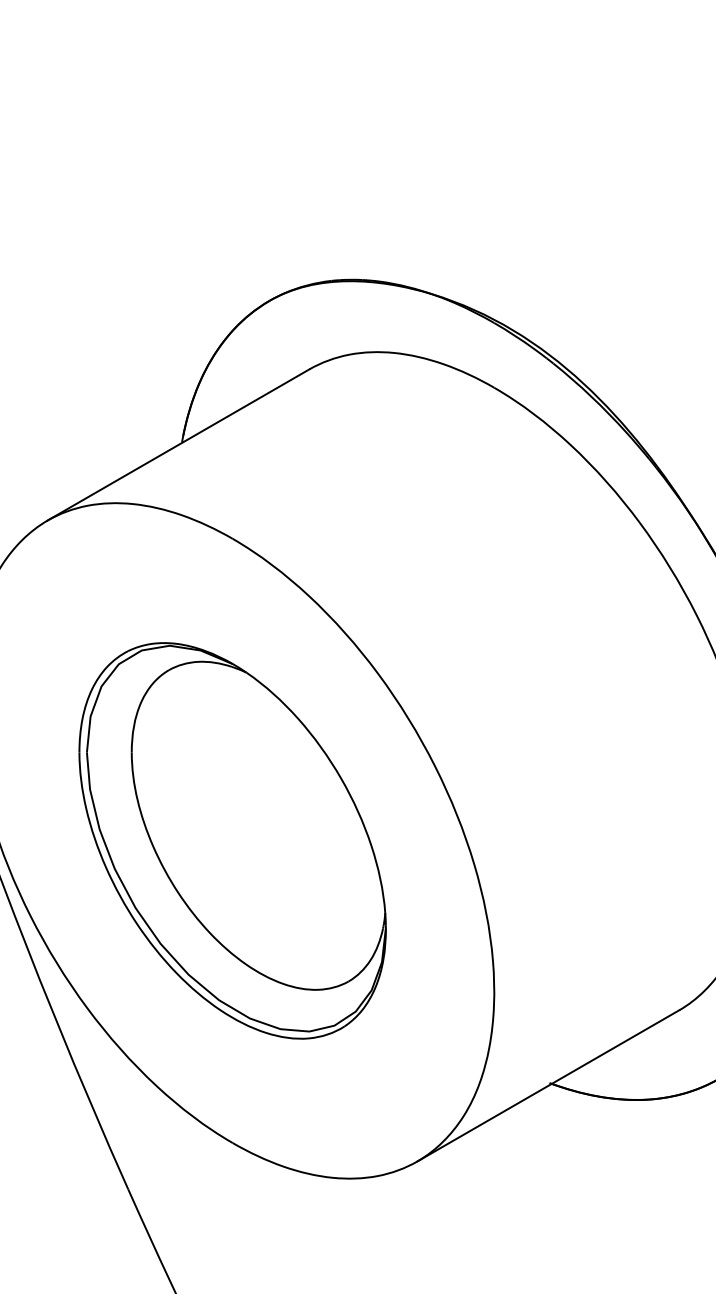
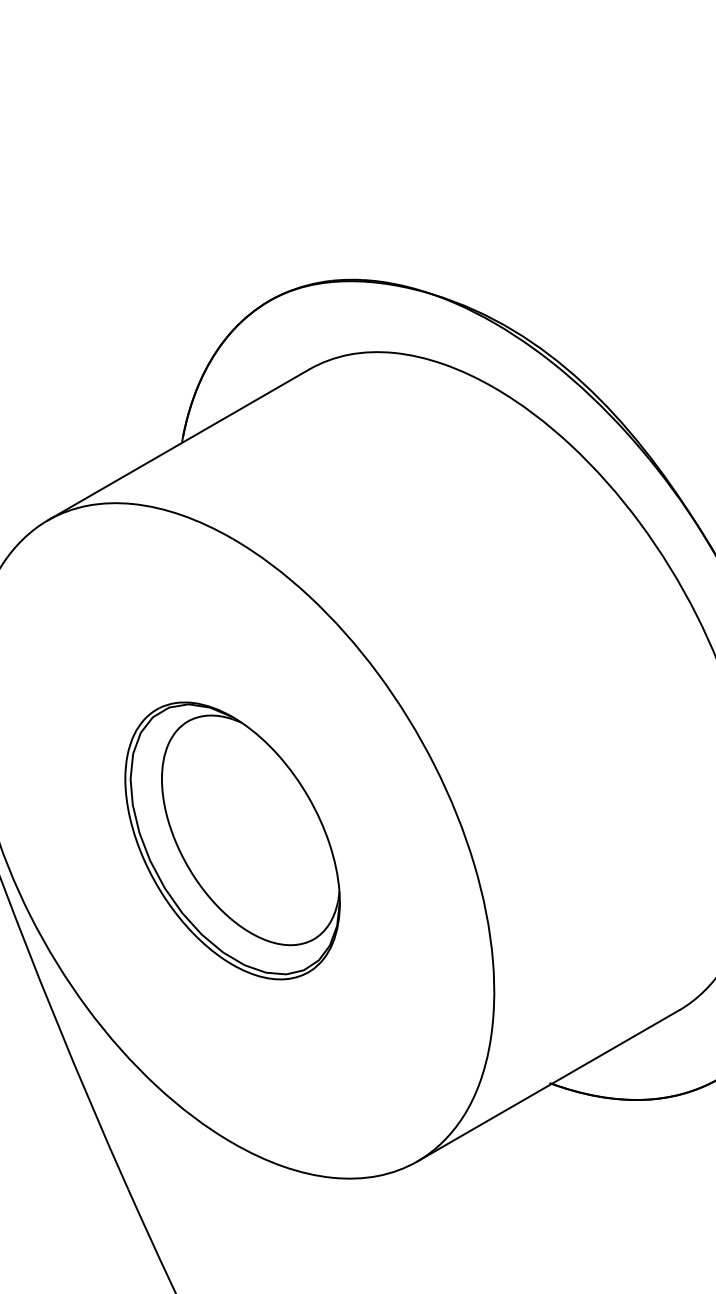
part size: 309x398 px -> 217x280 px (232, 840)
